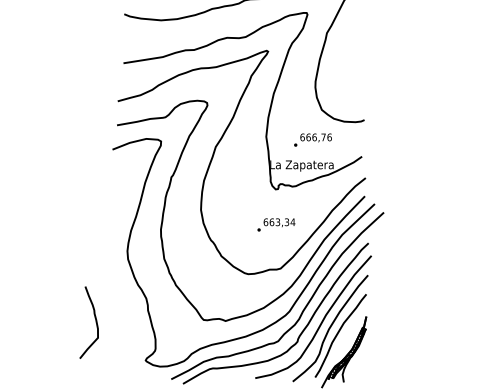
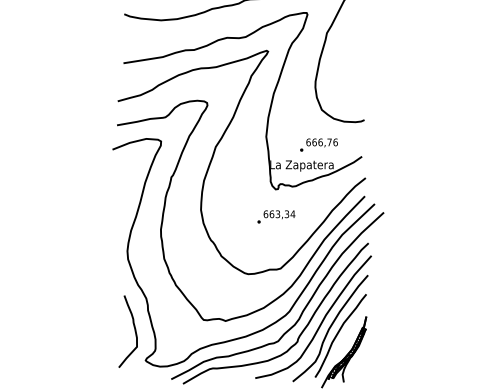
text position: (312, 139) -> (318, 144) (318, 144)
text position: (276, 224) -> (276, 216) (276, 216)
curve position: (95, 322) -> (134, 331) (134, 331)
